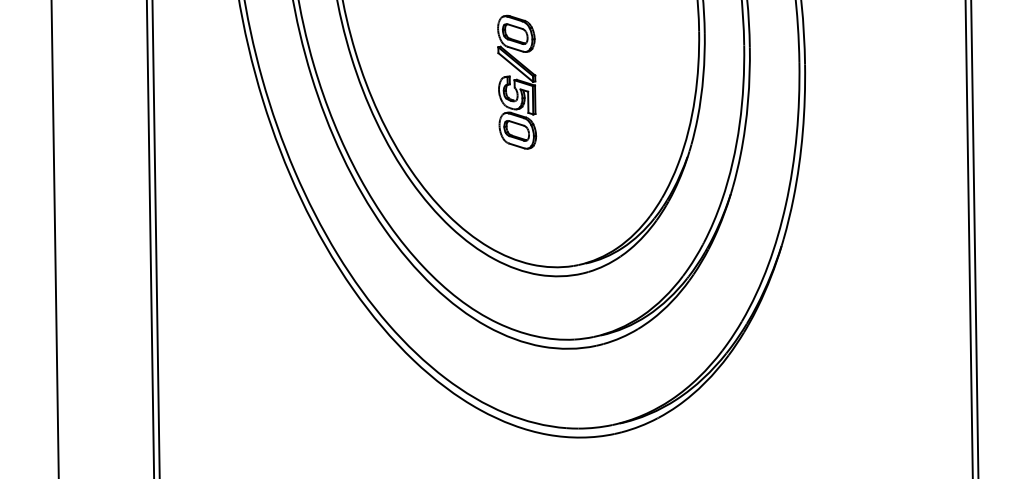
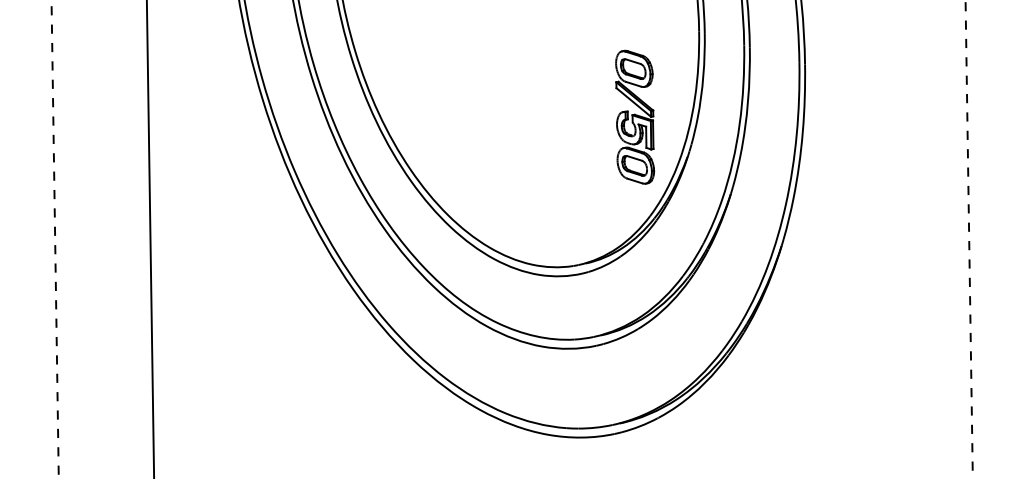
part position: (517, 81) -> (635, 116) (635, 116)
line: present -> none (155, 238)
line: present -> none (974, 238)
line: solid -> dashed (55, 239)
line: solid -> dashed (969, 240)
